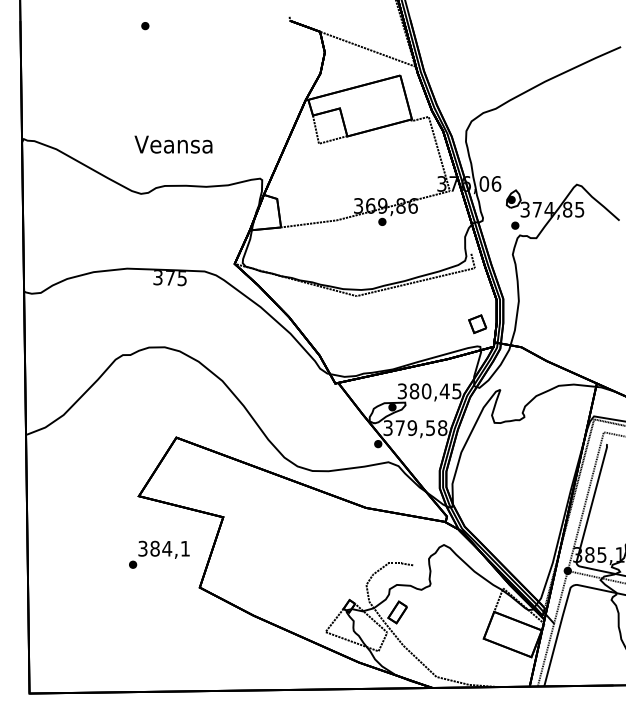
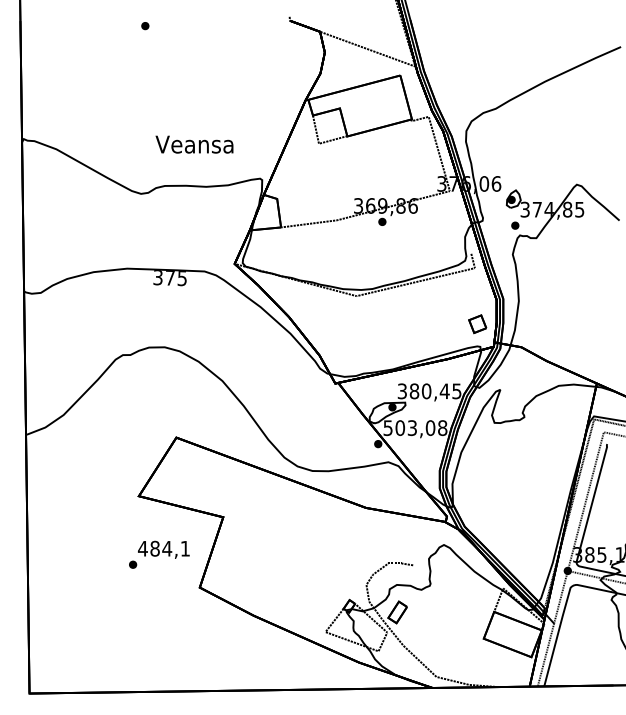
text position: (173, 144) -> (194, 144) (194, 144)
text: 379,58 -> 503,08 (409, 428)
text: 384,1 -> 484,1 (142, 548)
